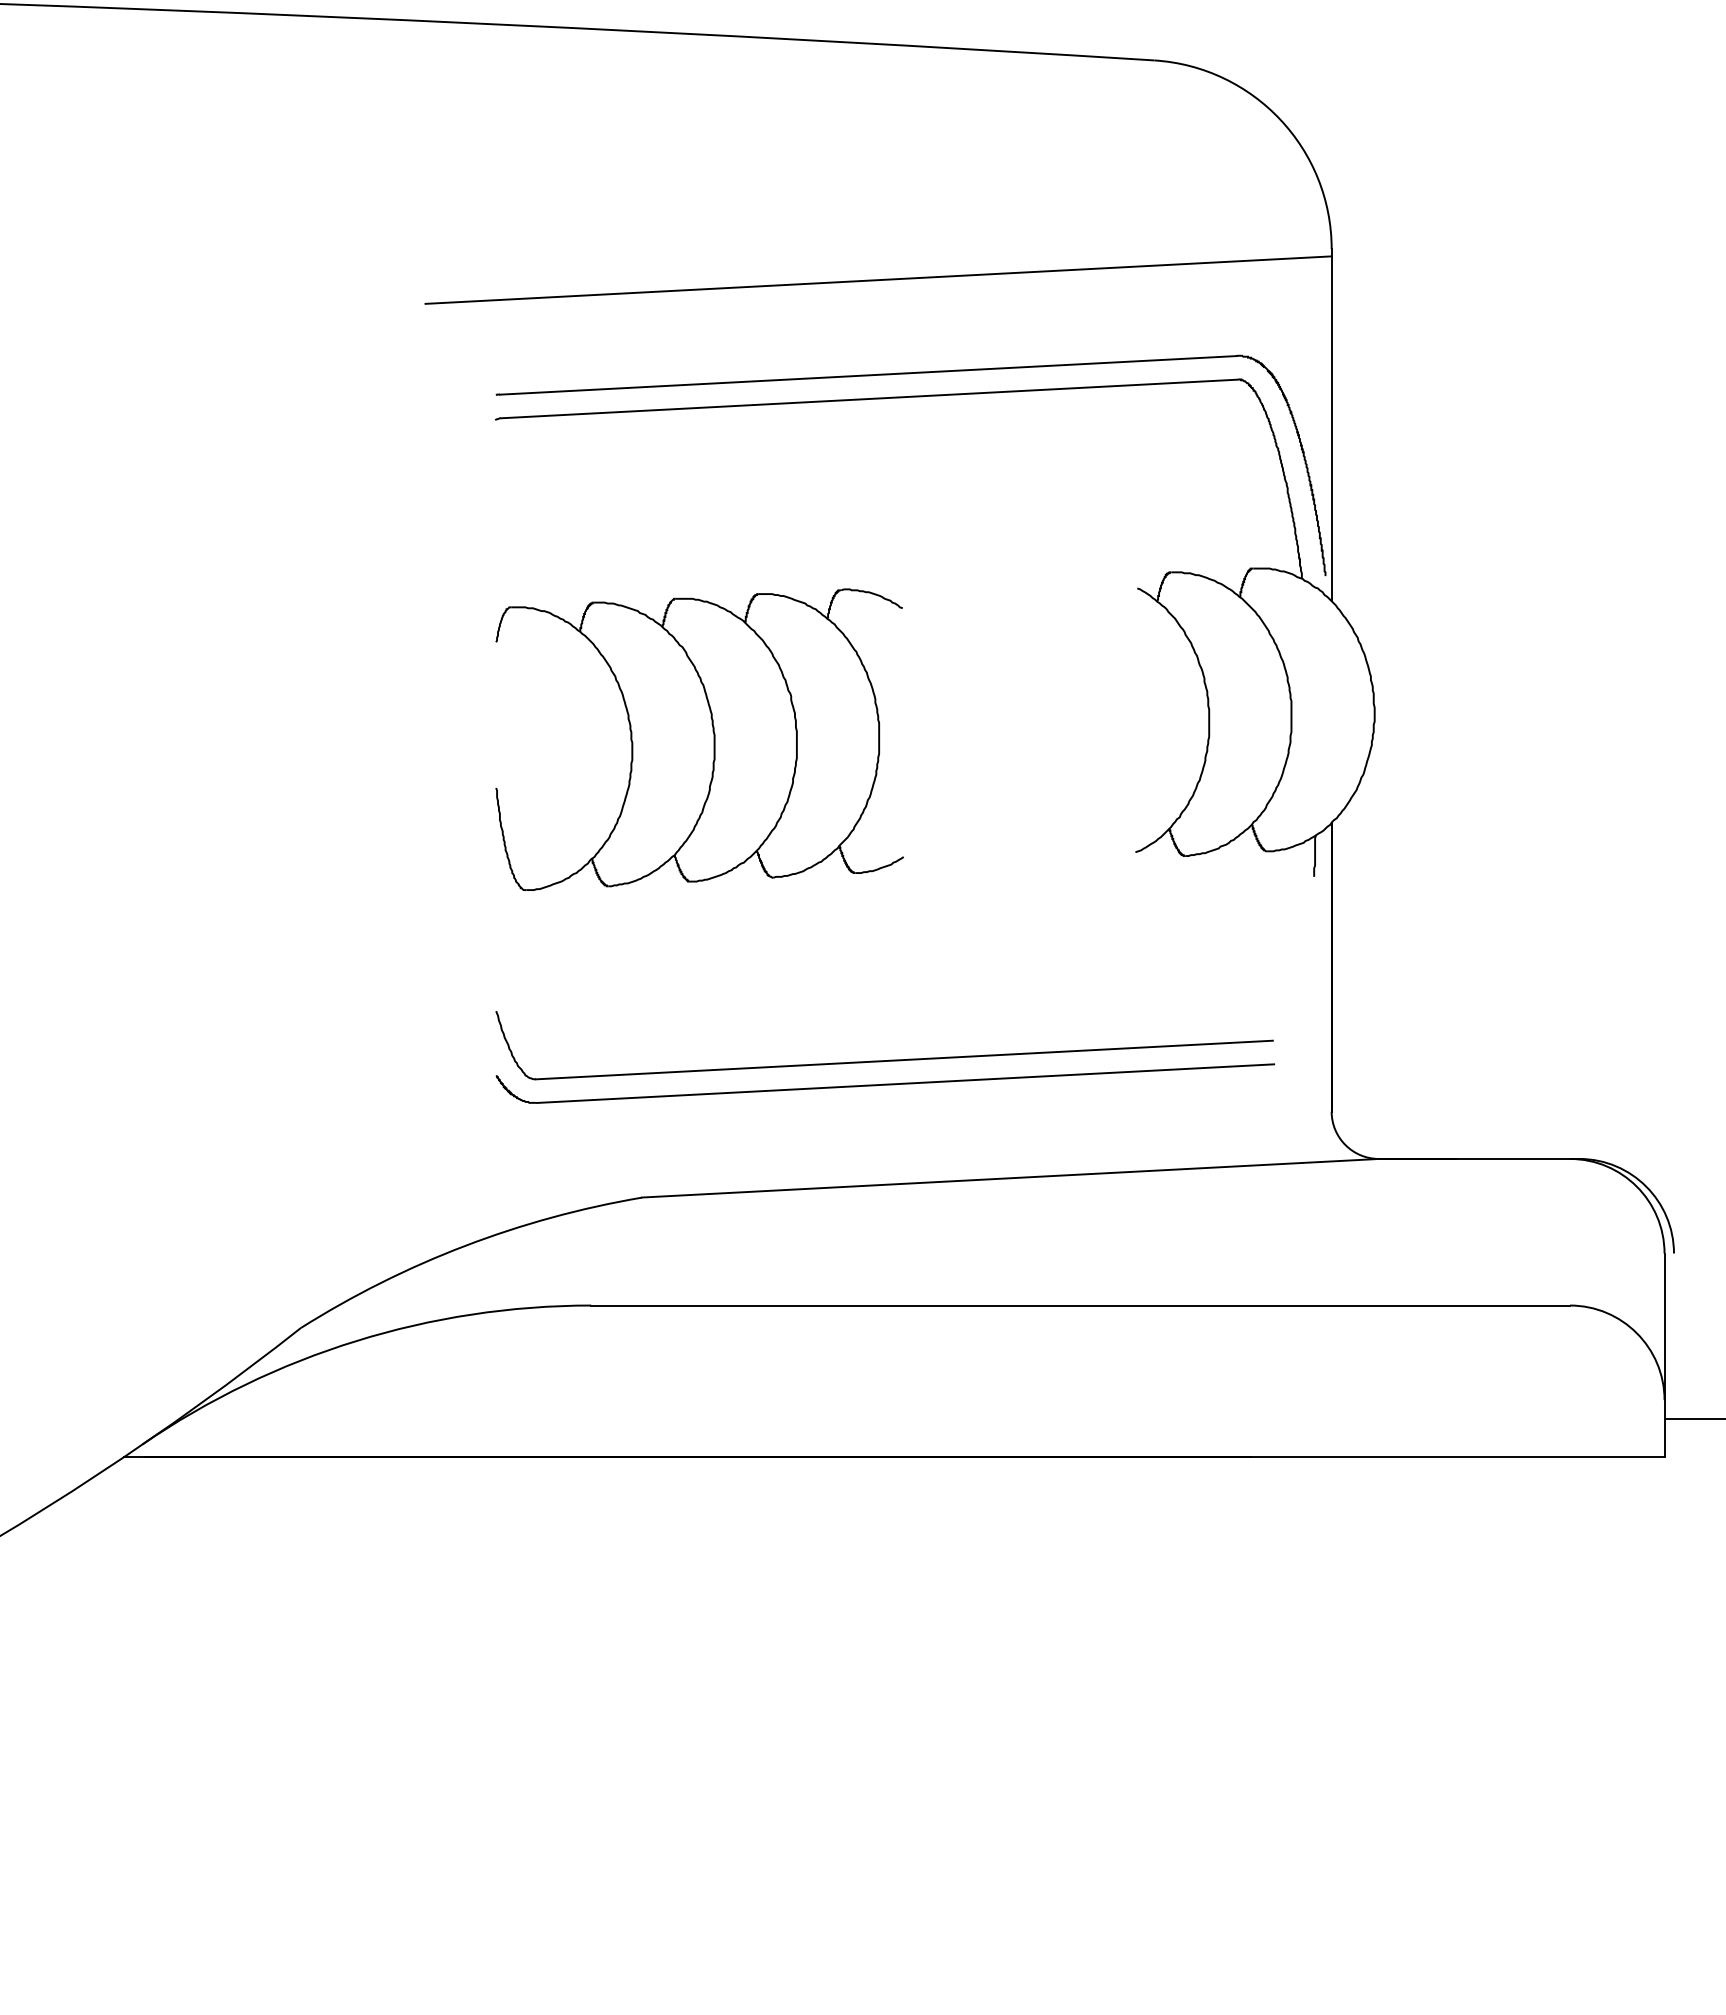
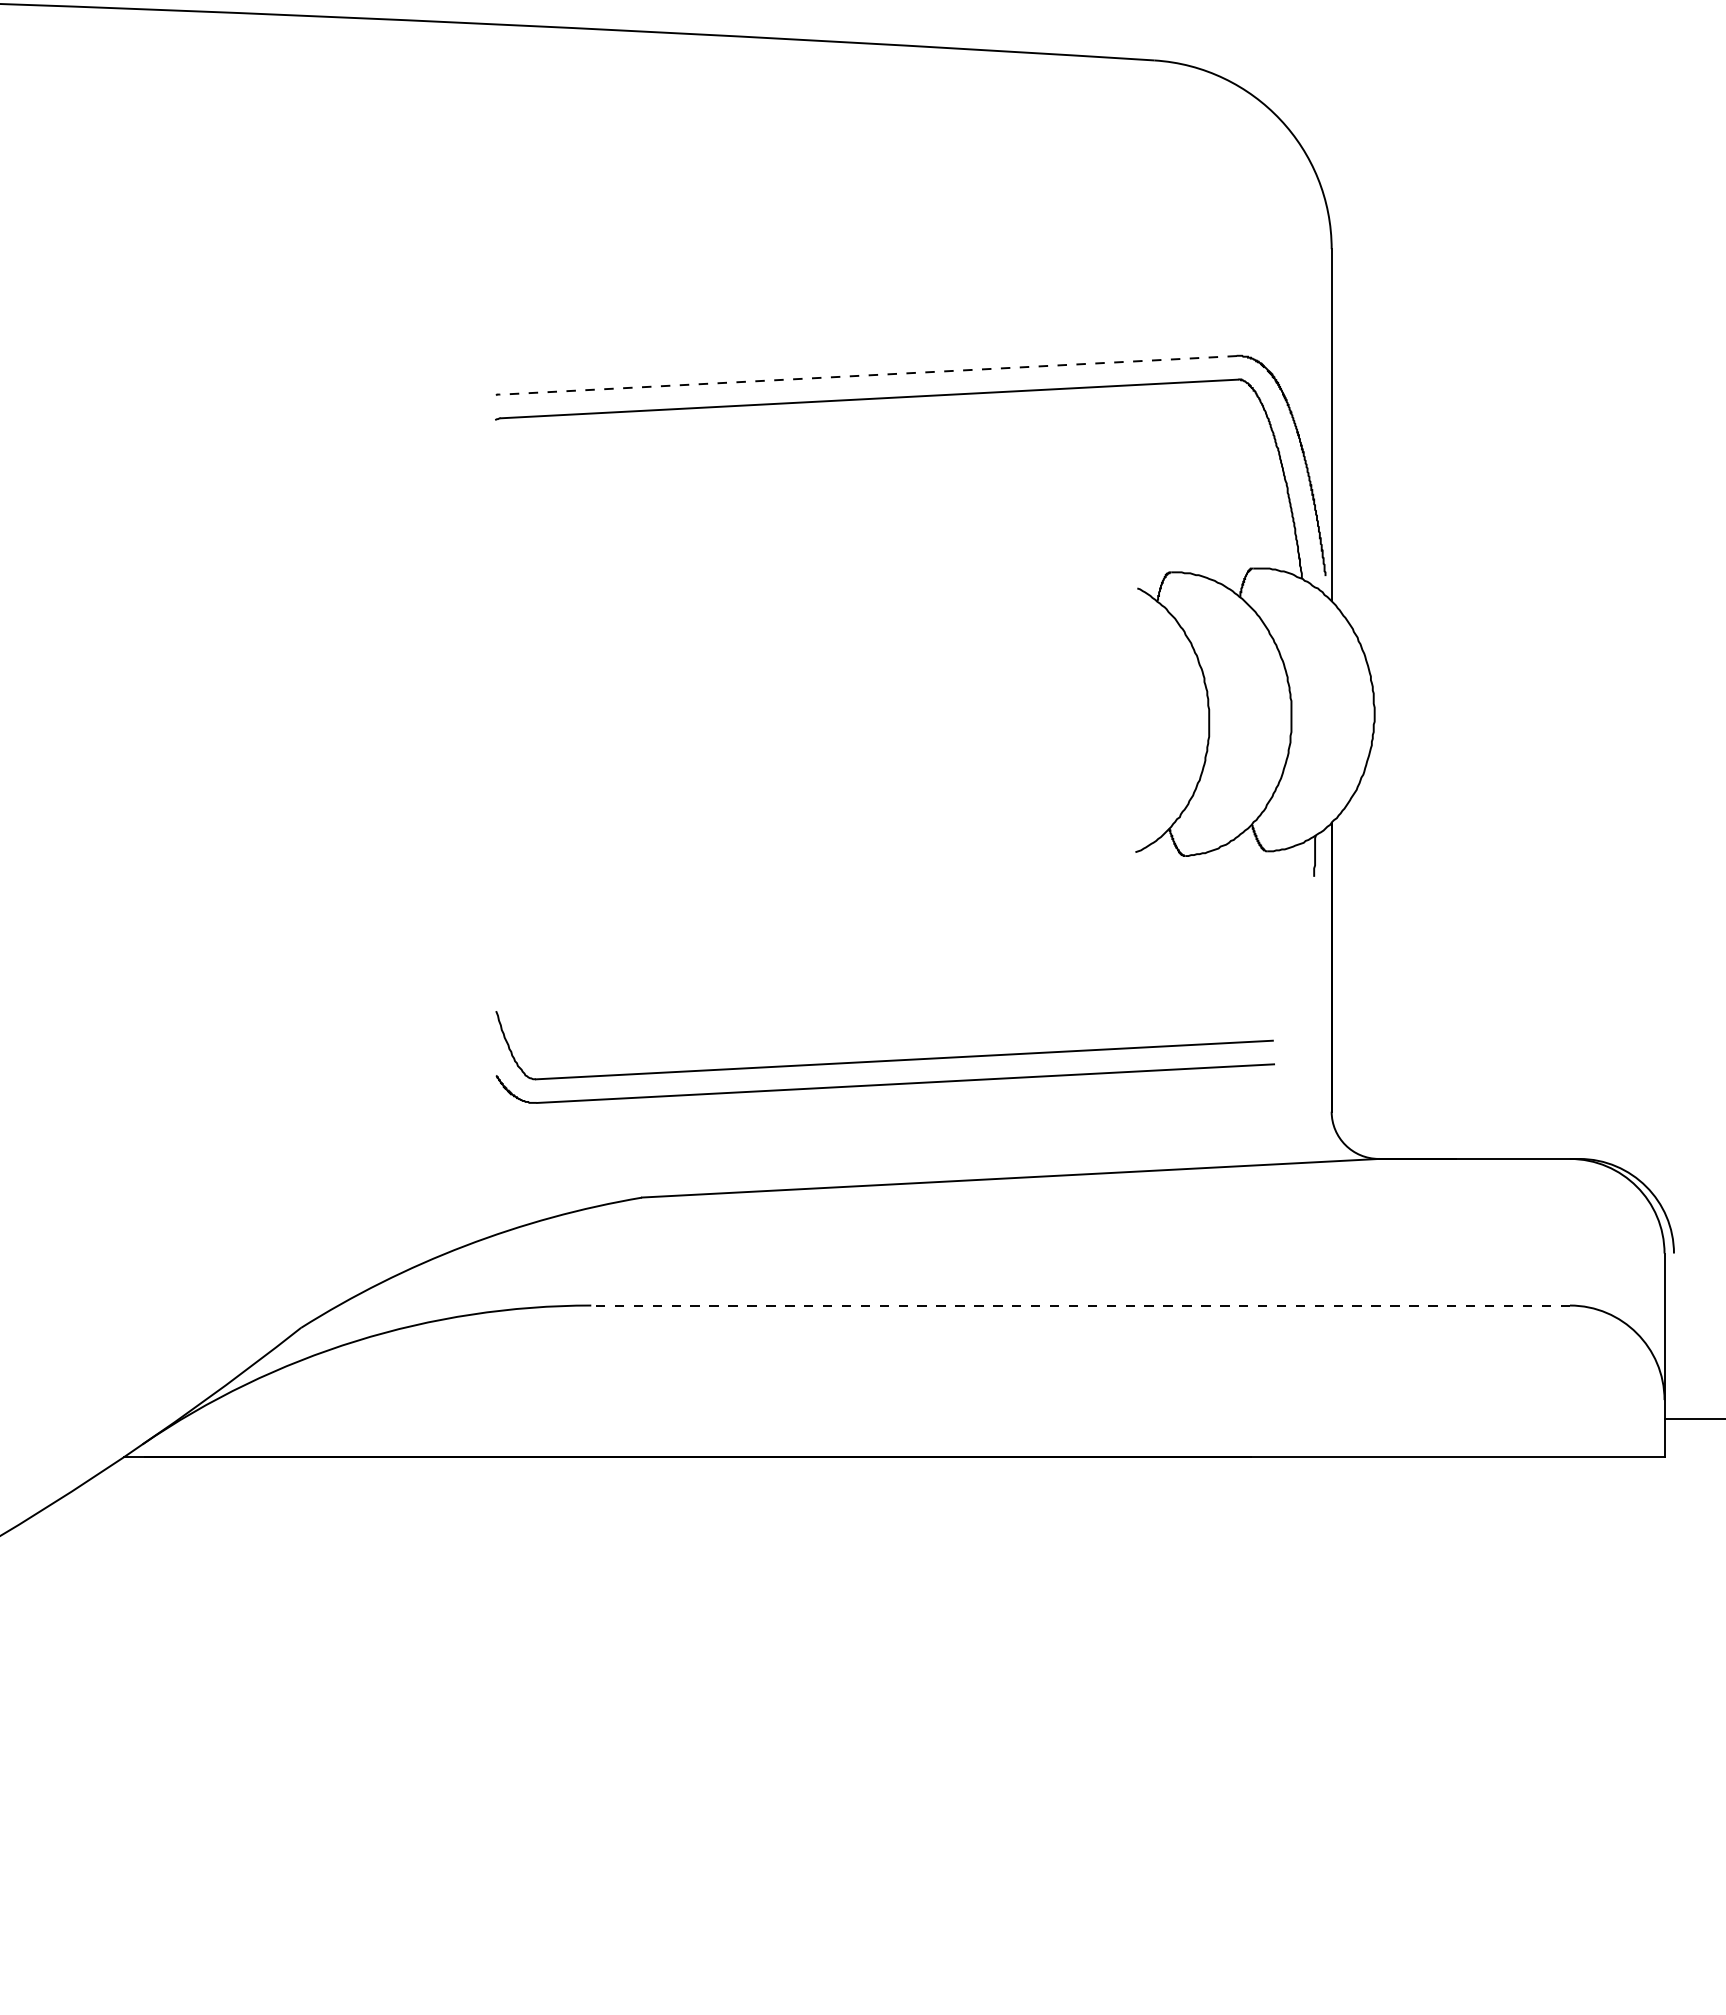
line: present -> none (878, 279)
line: solid -> dashed (868, 375)
part: present -> none (699, 739)
line: solid -> dashed (1080, 1305)
